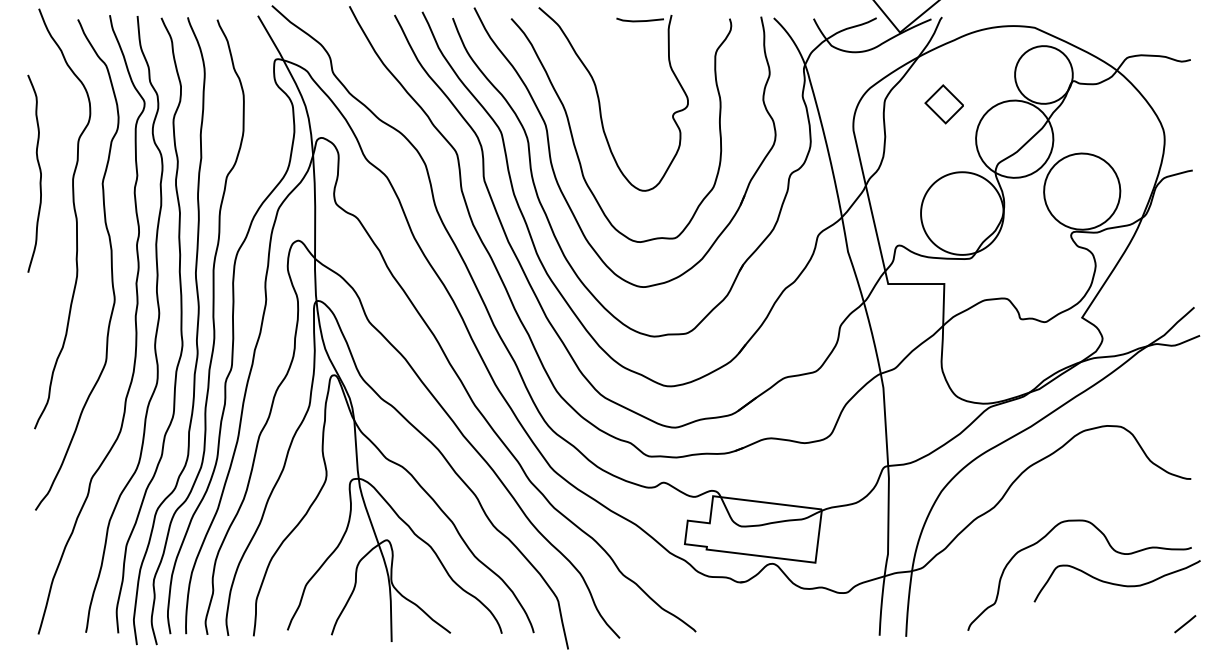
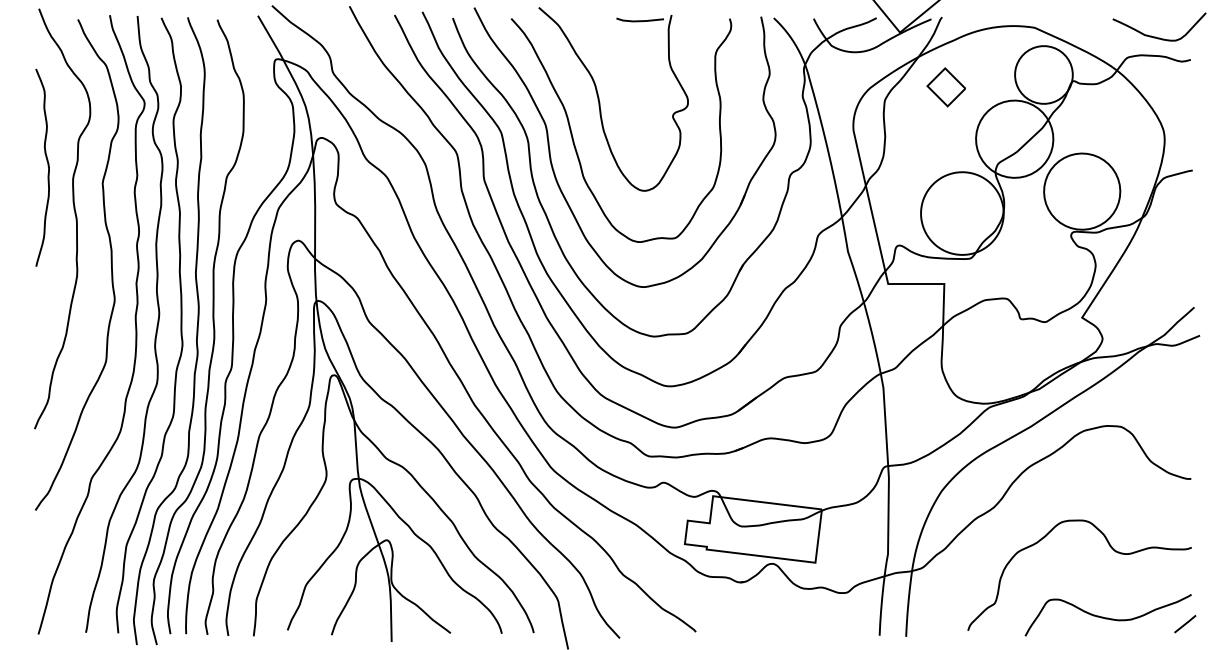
curve: none -> present (1155, 36)
part position: (943, 104) -> (945, 87) (945, 87)
curve position: (39, 172) -> (47, 166) (47, 166)
curve position: (1116, 583) -> (1107, 617) (1107, 617)
